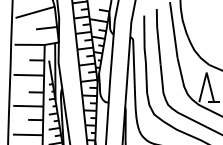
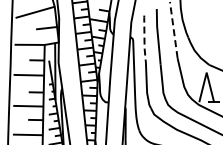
line: solid -> dashed (173, 28)
line: solid -> dashed (144, 39)
